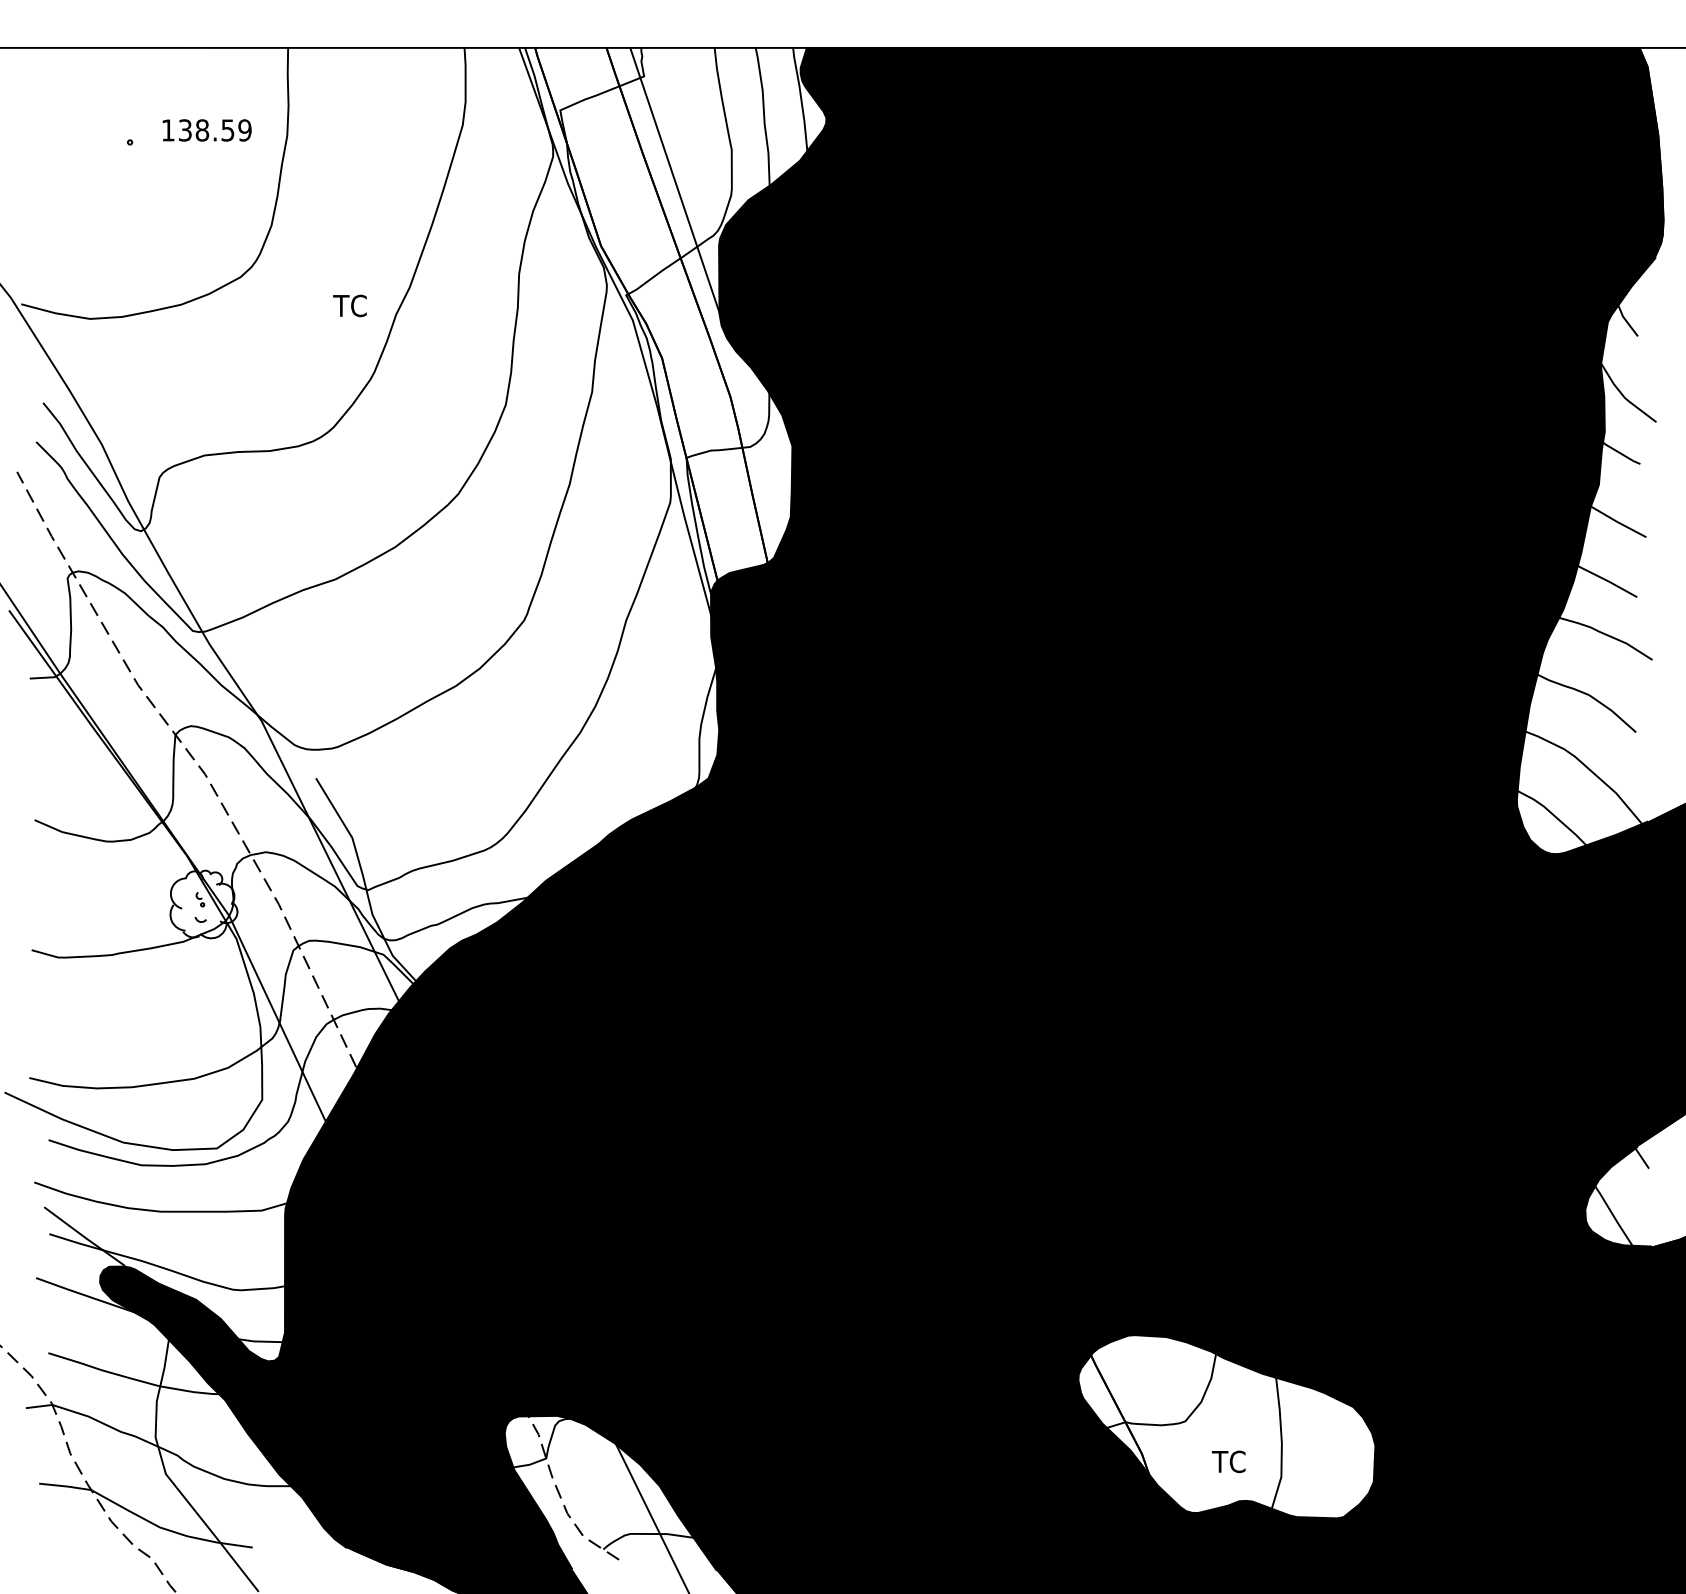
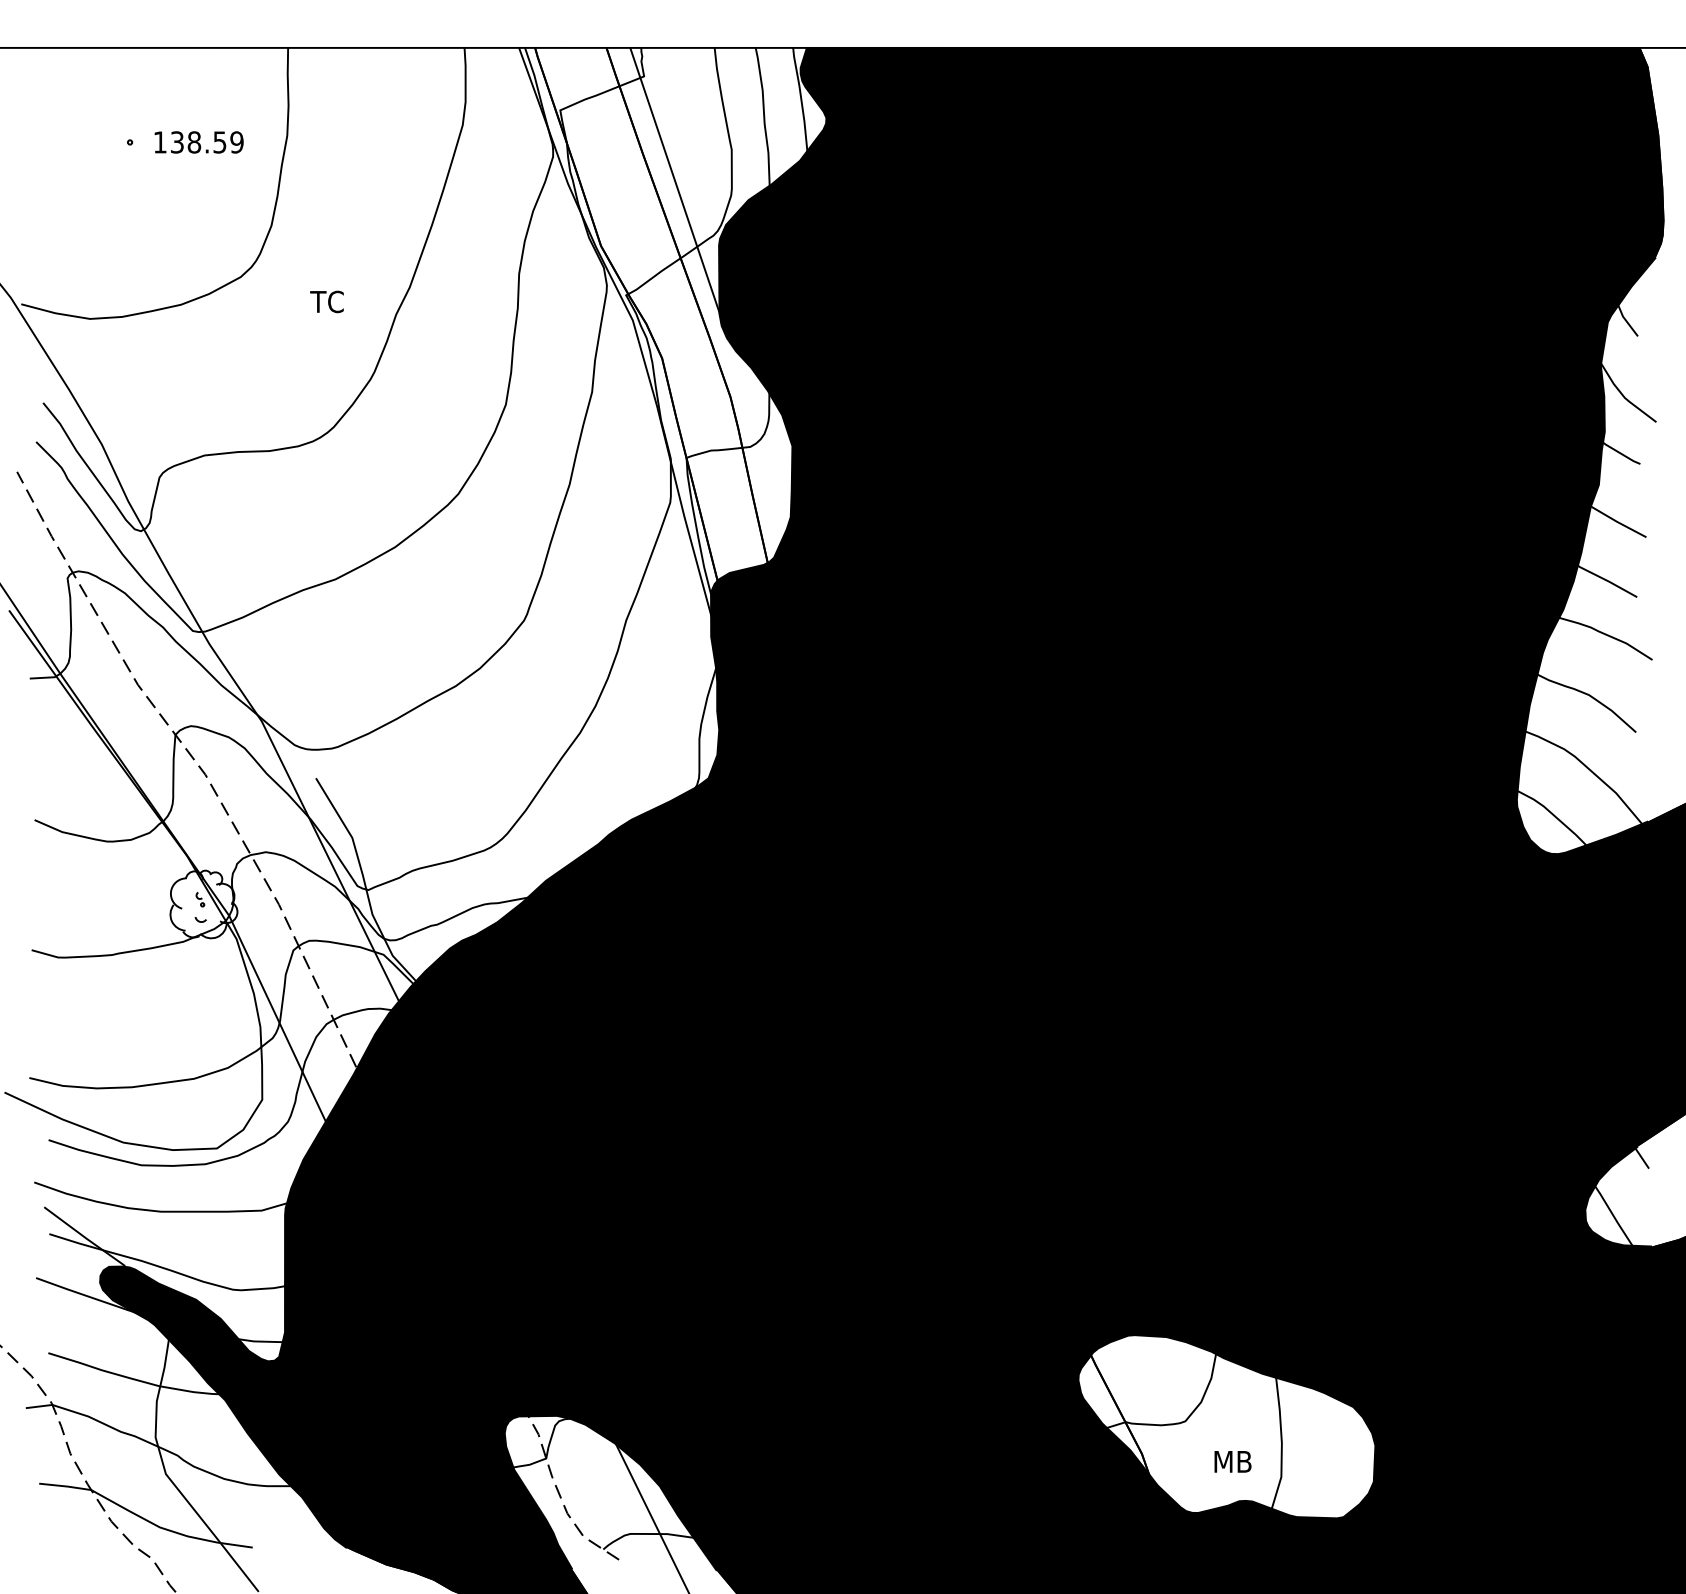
text position: (206, 130) -> (198, 142) (198, 142)
text position: (349, 305) -> (326, 301) (326, 301)
text: TC -> MB (1231, 1461)
